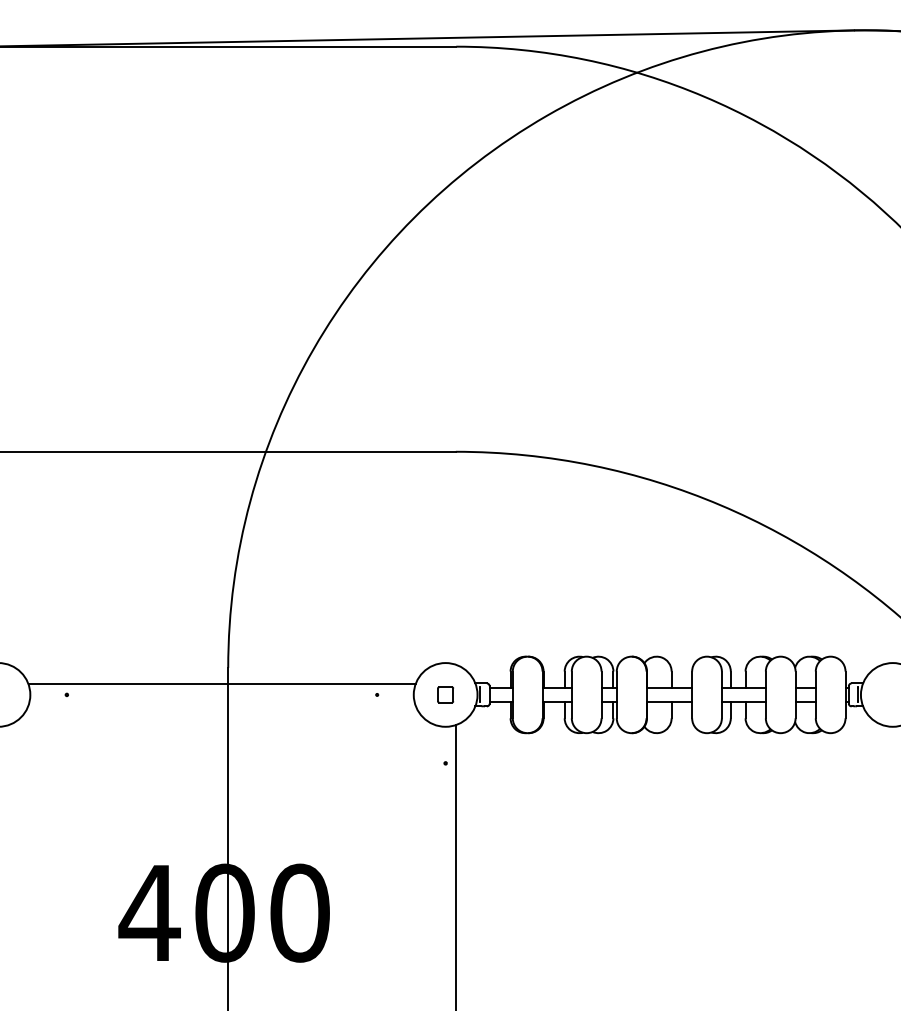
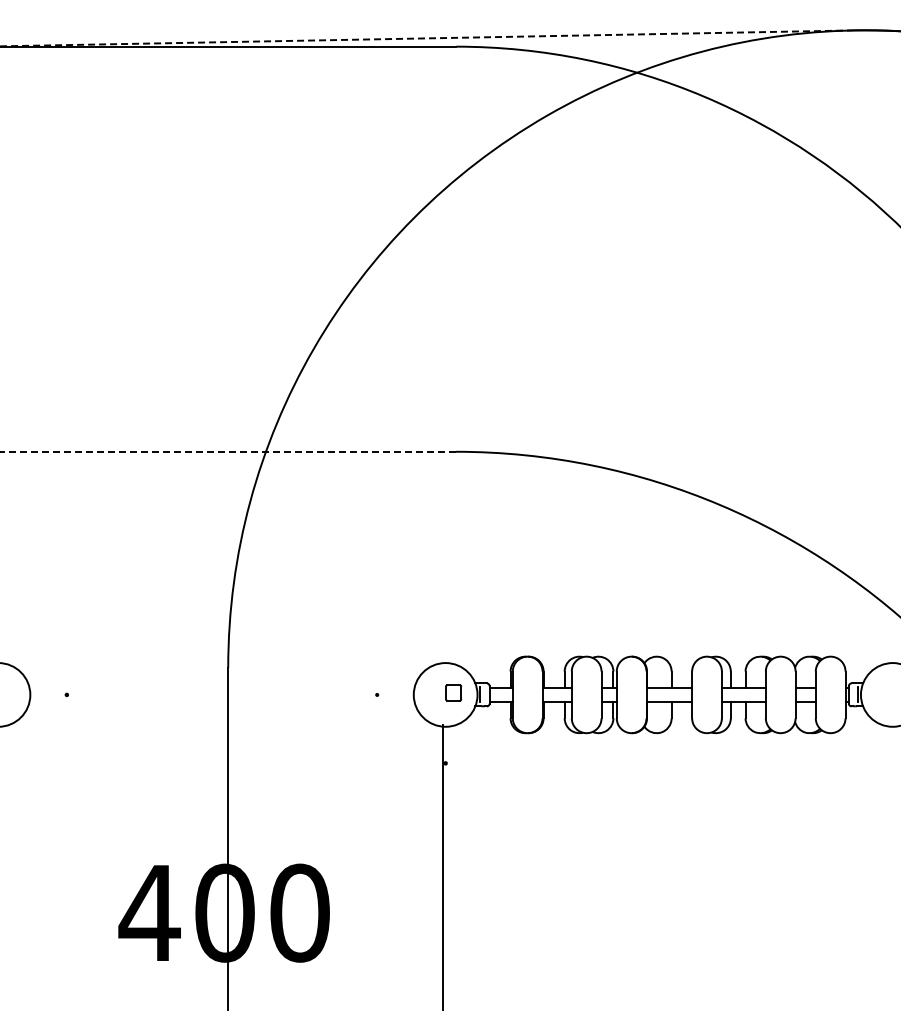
line: solid -> dashed (427, 38)
line: solid -> dashed (228, 451)
line: present -> none (221, 684)
part position: (445, 694) -> (453, 692) (453, 692)
line position: (456, 865) -> (443, 865) (443, 865)
